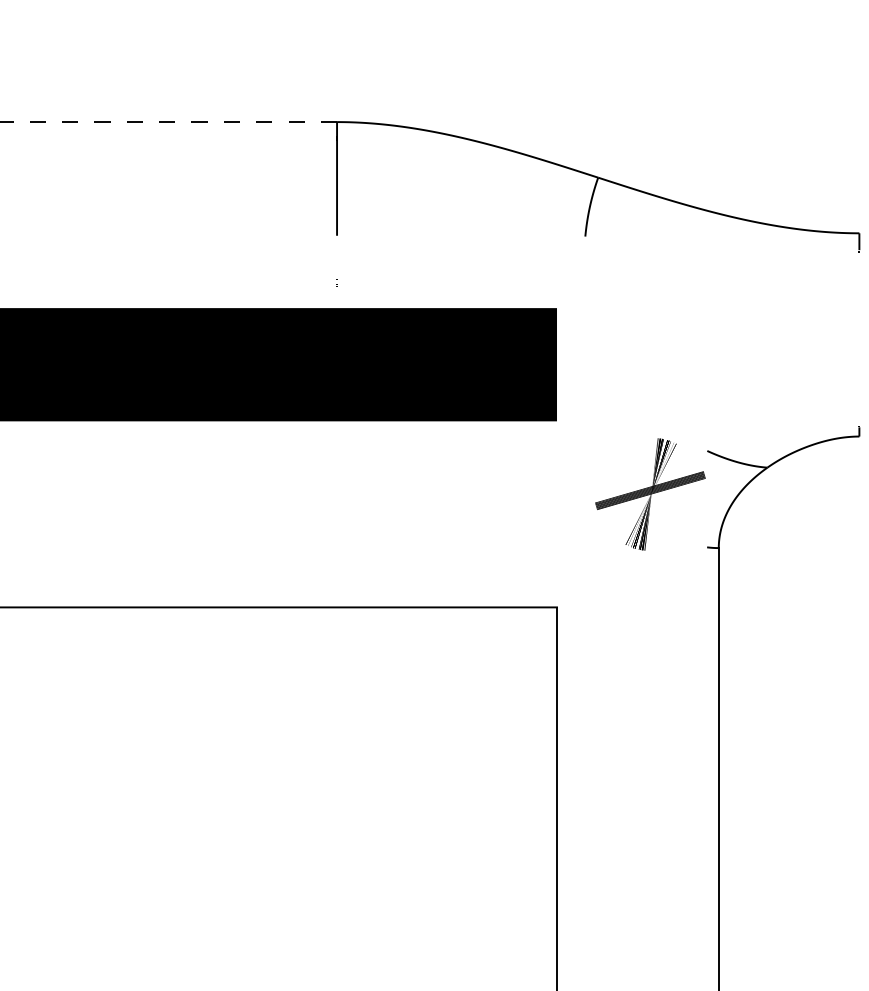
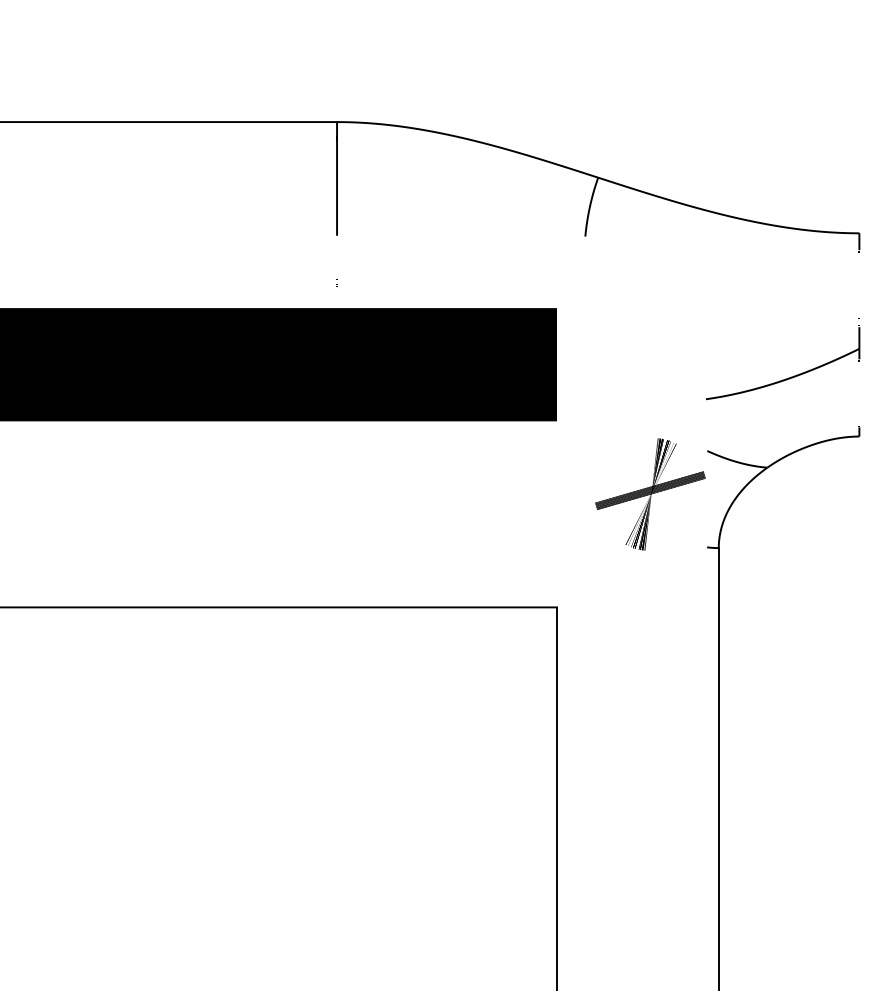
line: dashed -> solid (168, 122)
part: none -> present (788, 377)
